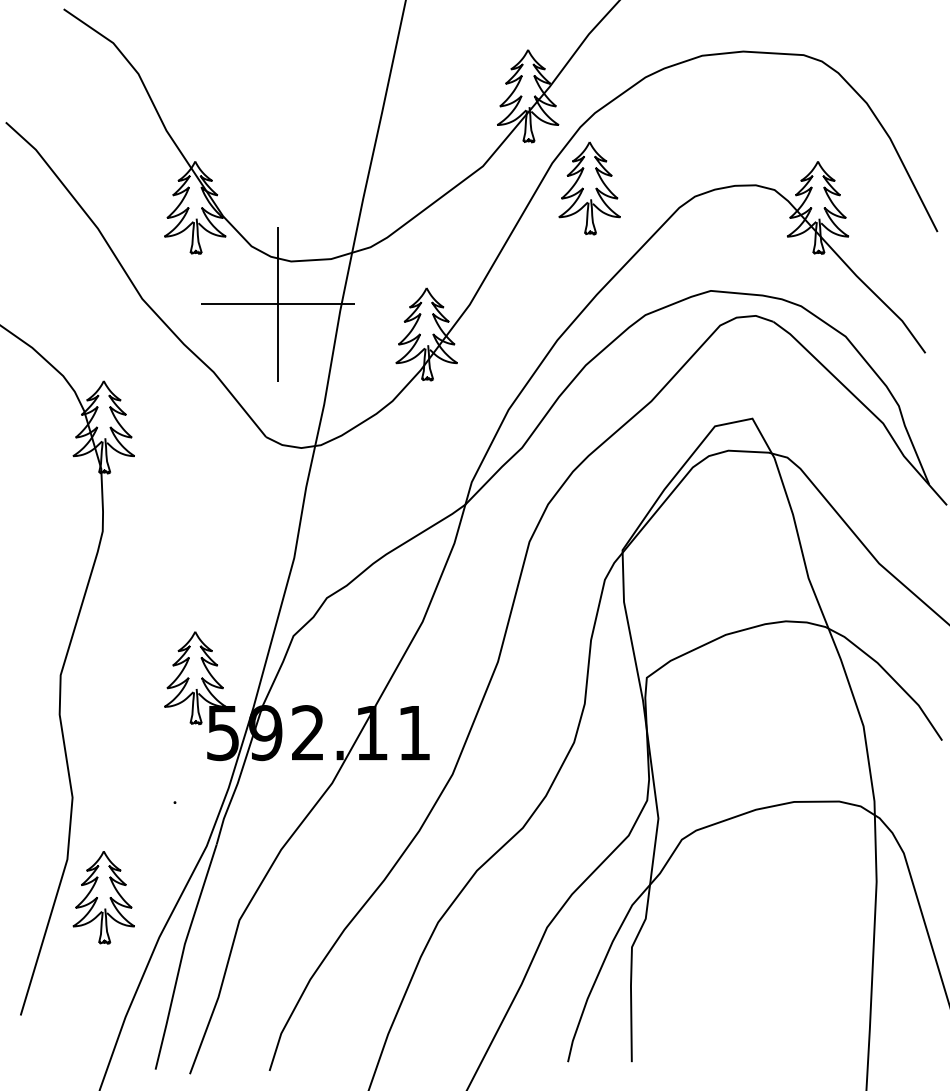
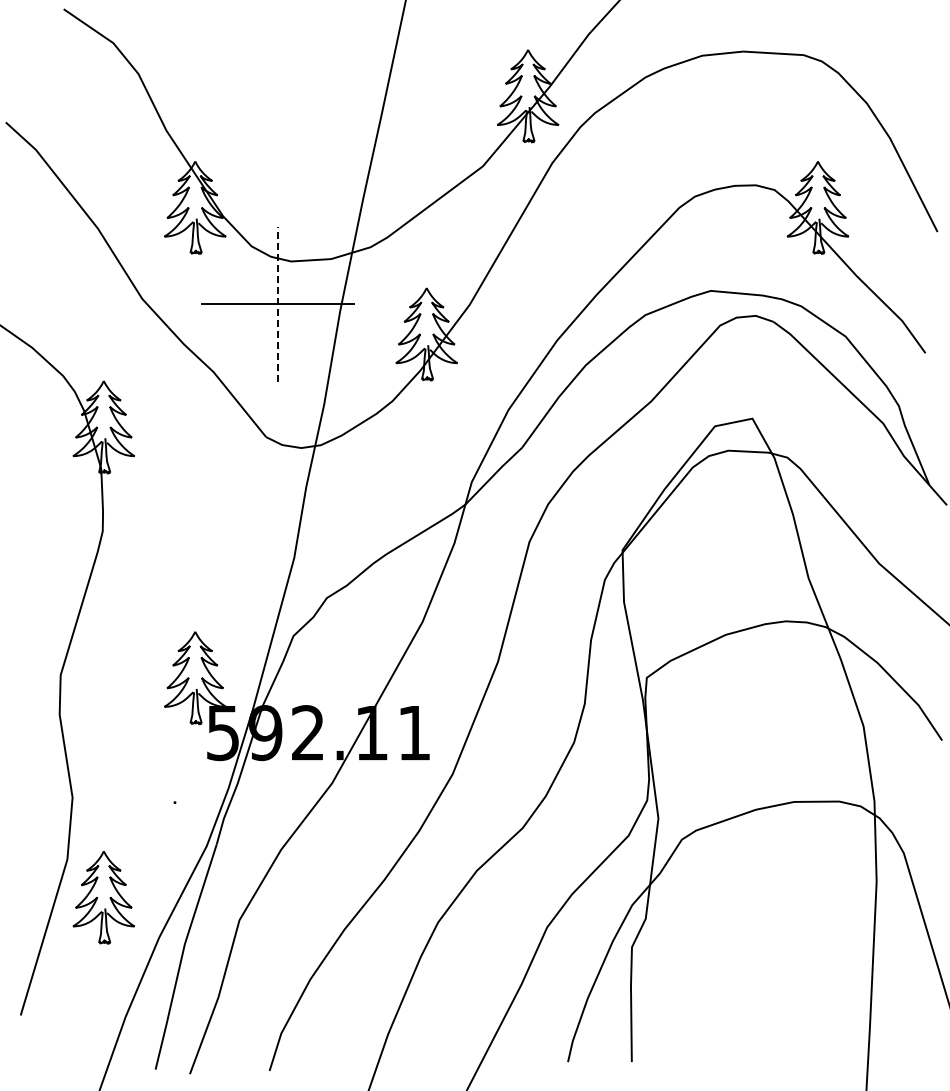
part: present -> none (589, 188)
line: solid -> dashed (278, 303)
